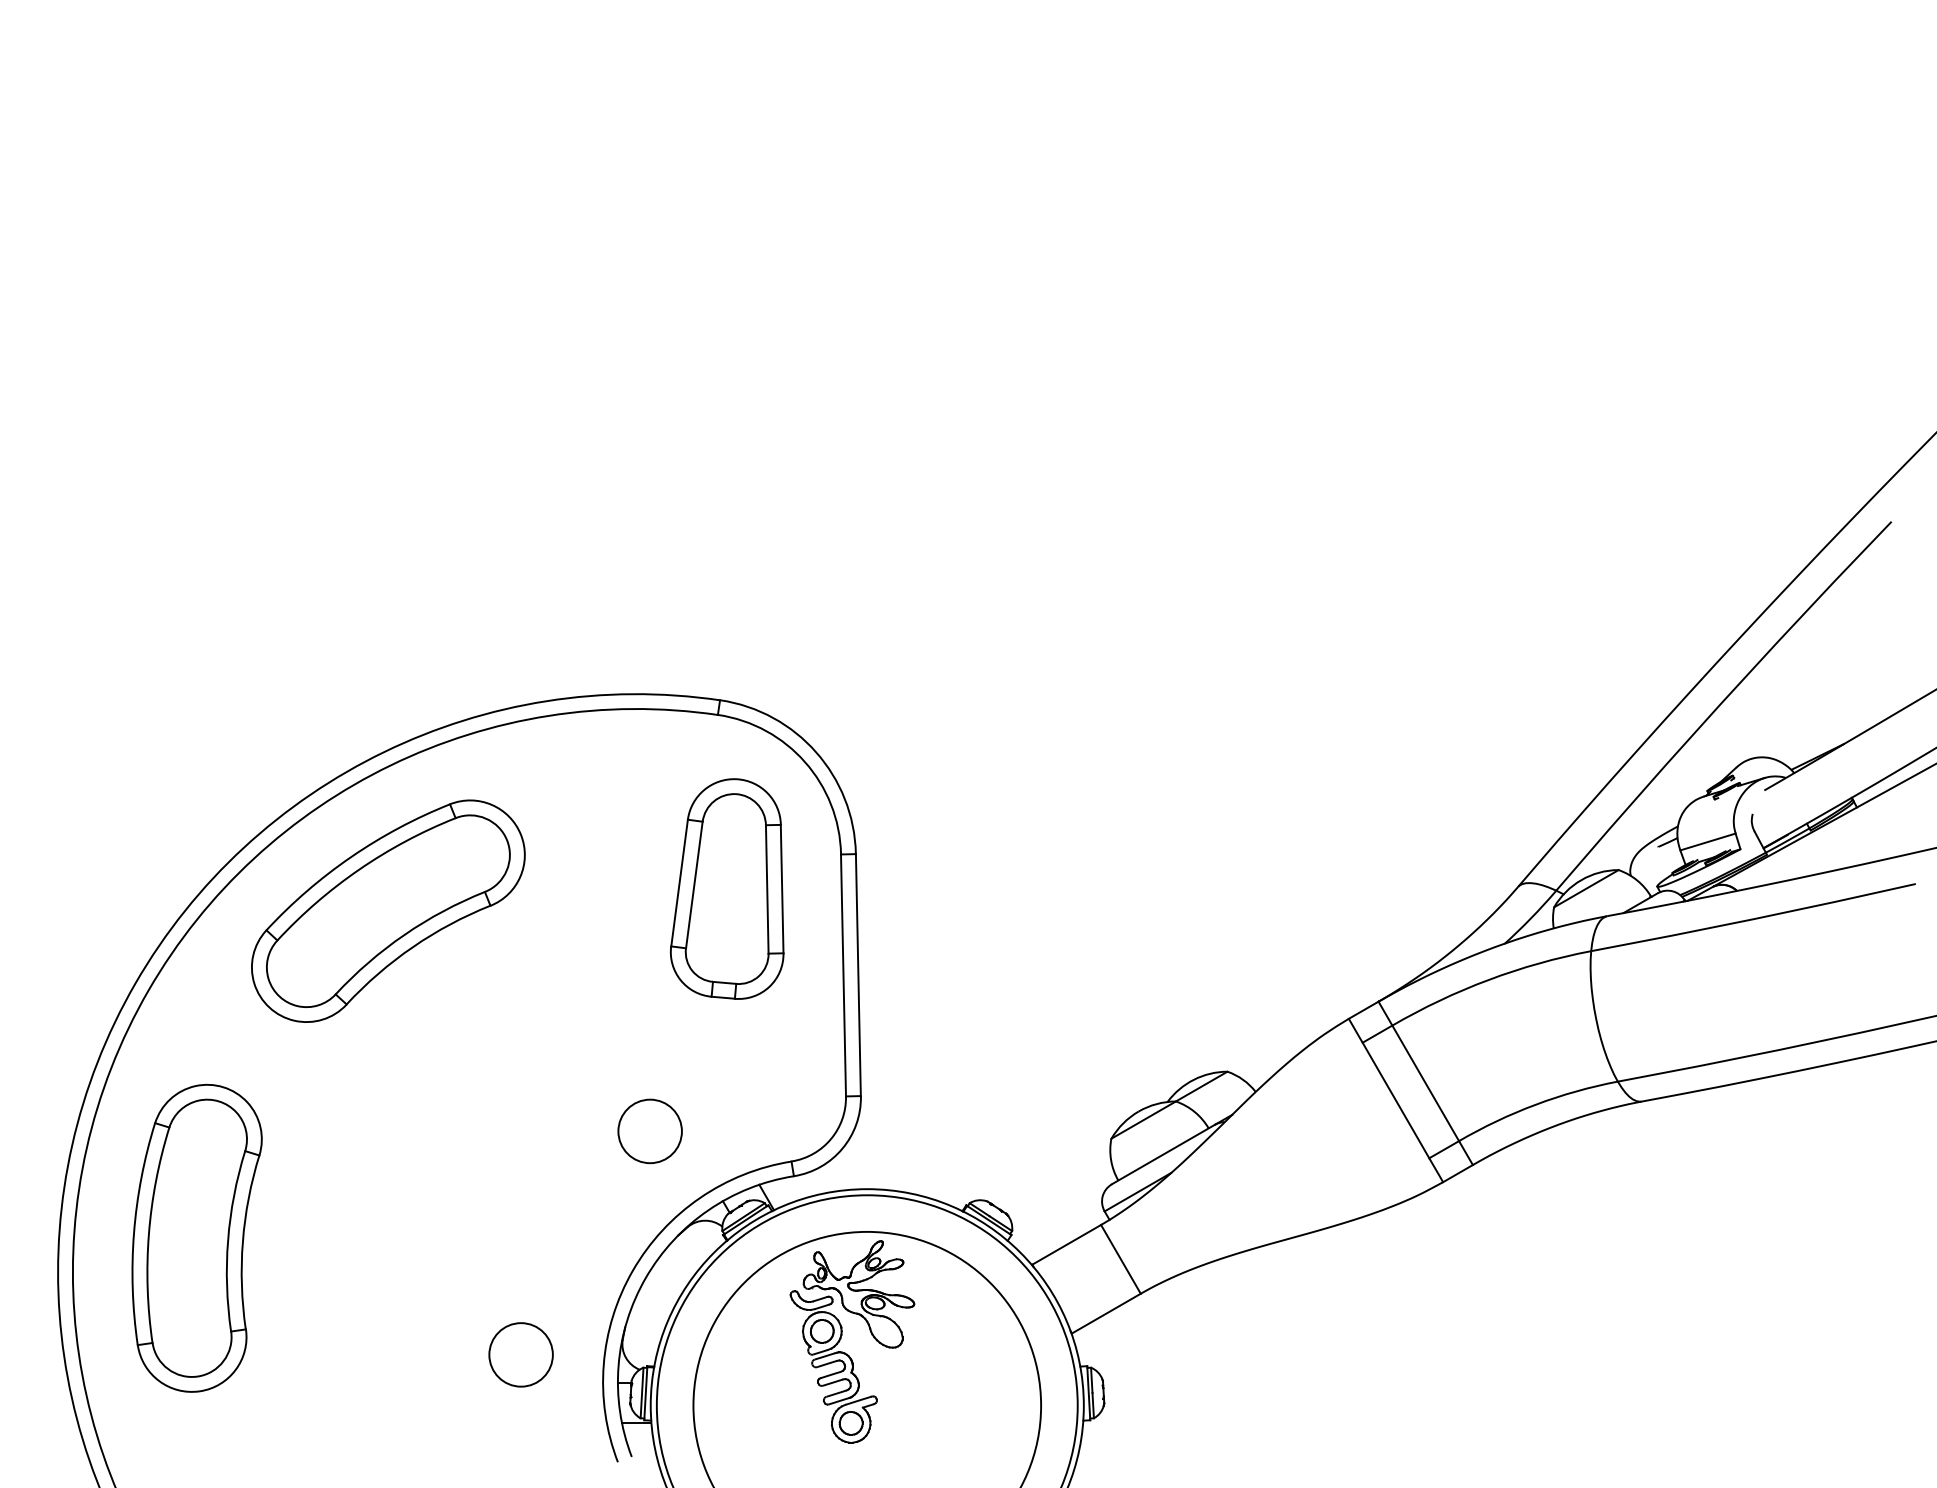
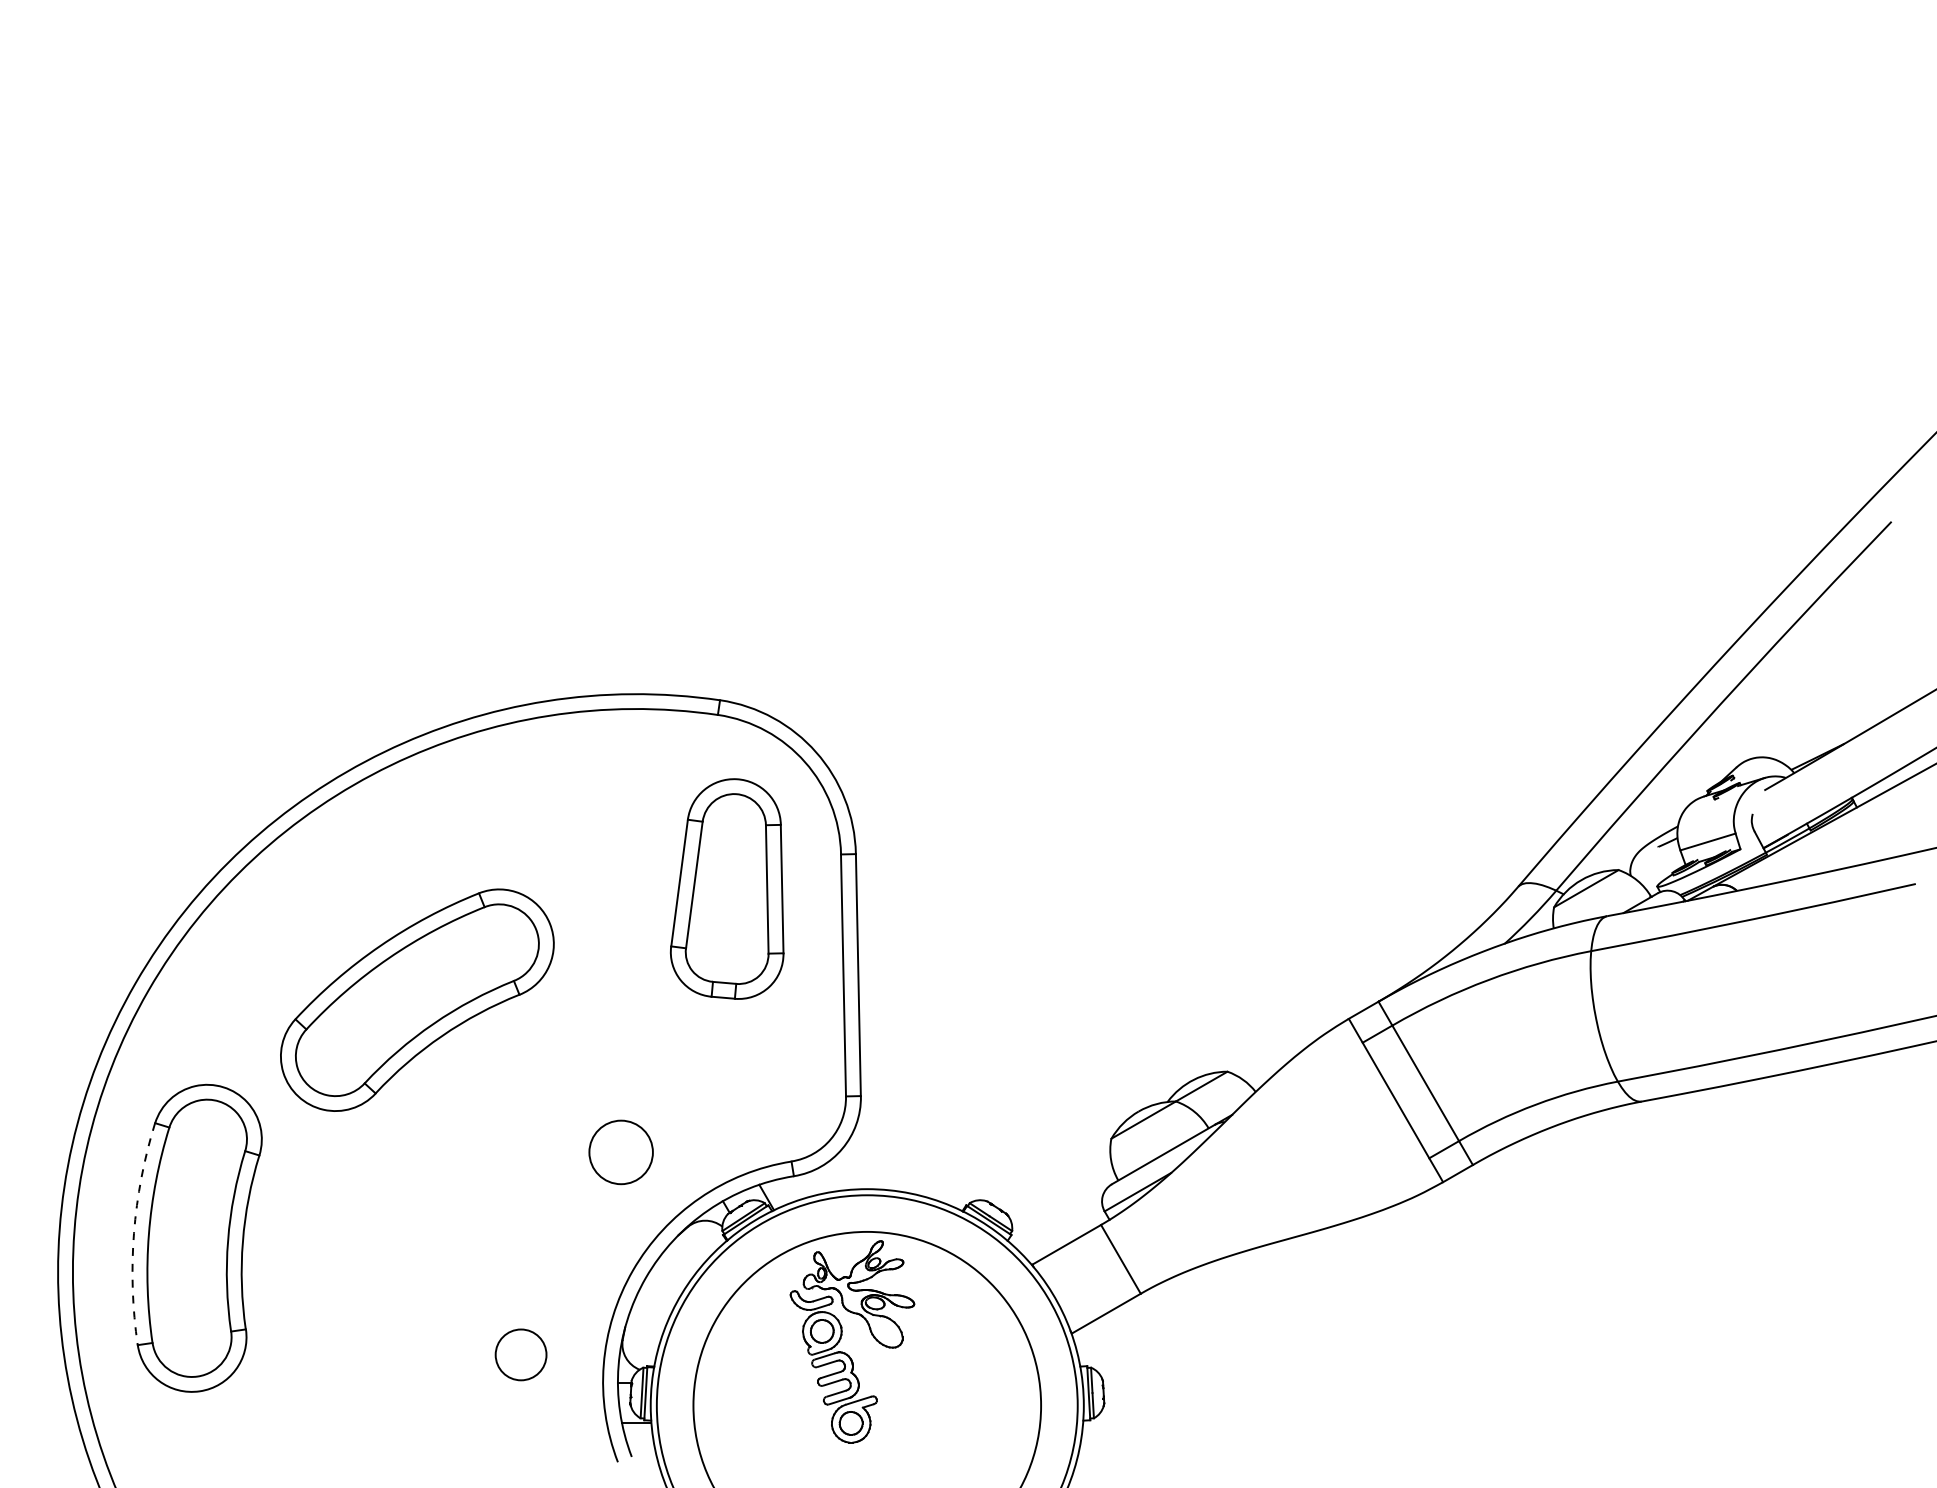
part position: (388, 910) -> (417, 999) (417, 999)
circle position: (649, 1131) -> (620, 1152) (620, 1152)
arc: solid -> dashed (134, 1233)
circle size: 66x66 px -> 54x54 px (520, 1354)
